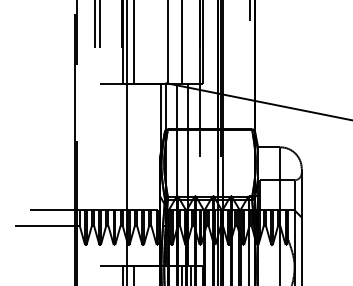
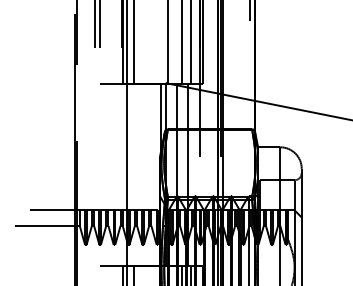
line: none -> present (190, 43)
